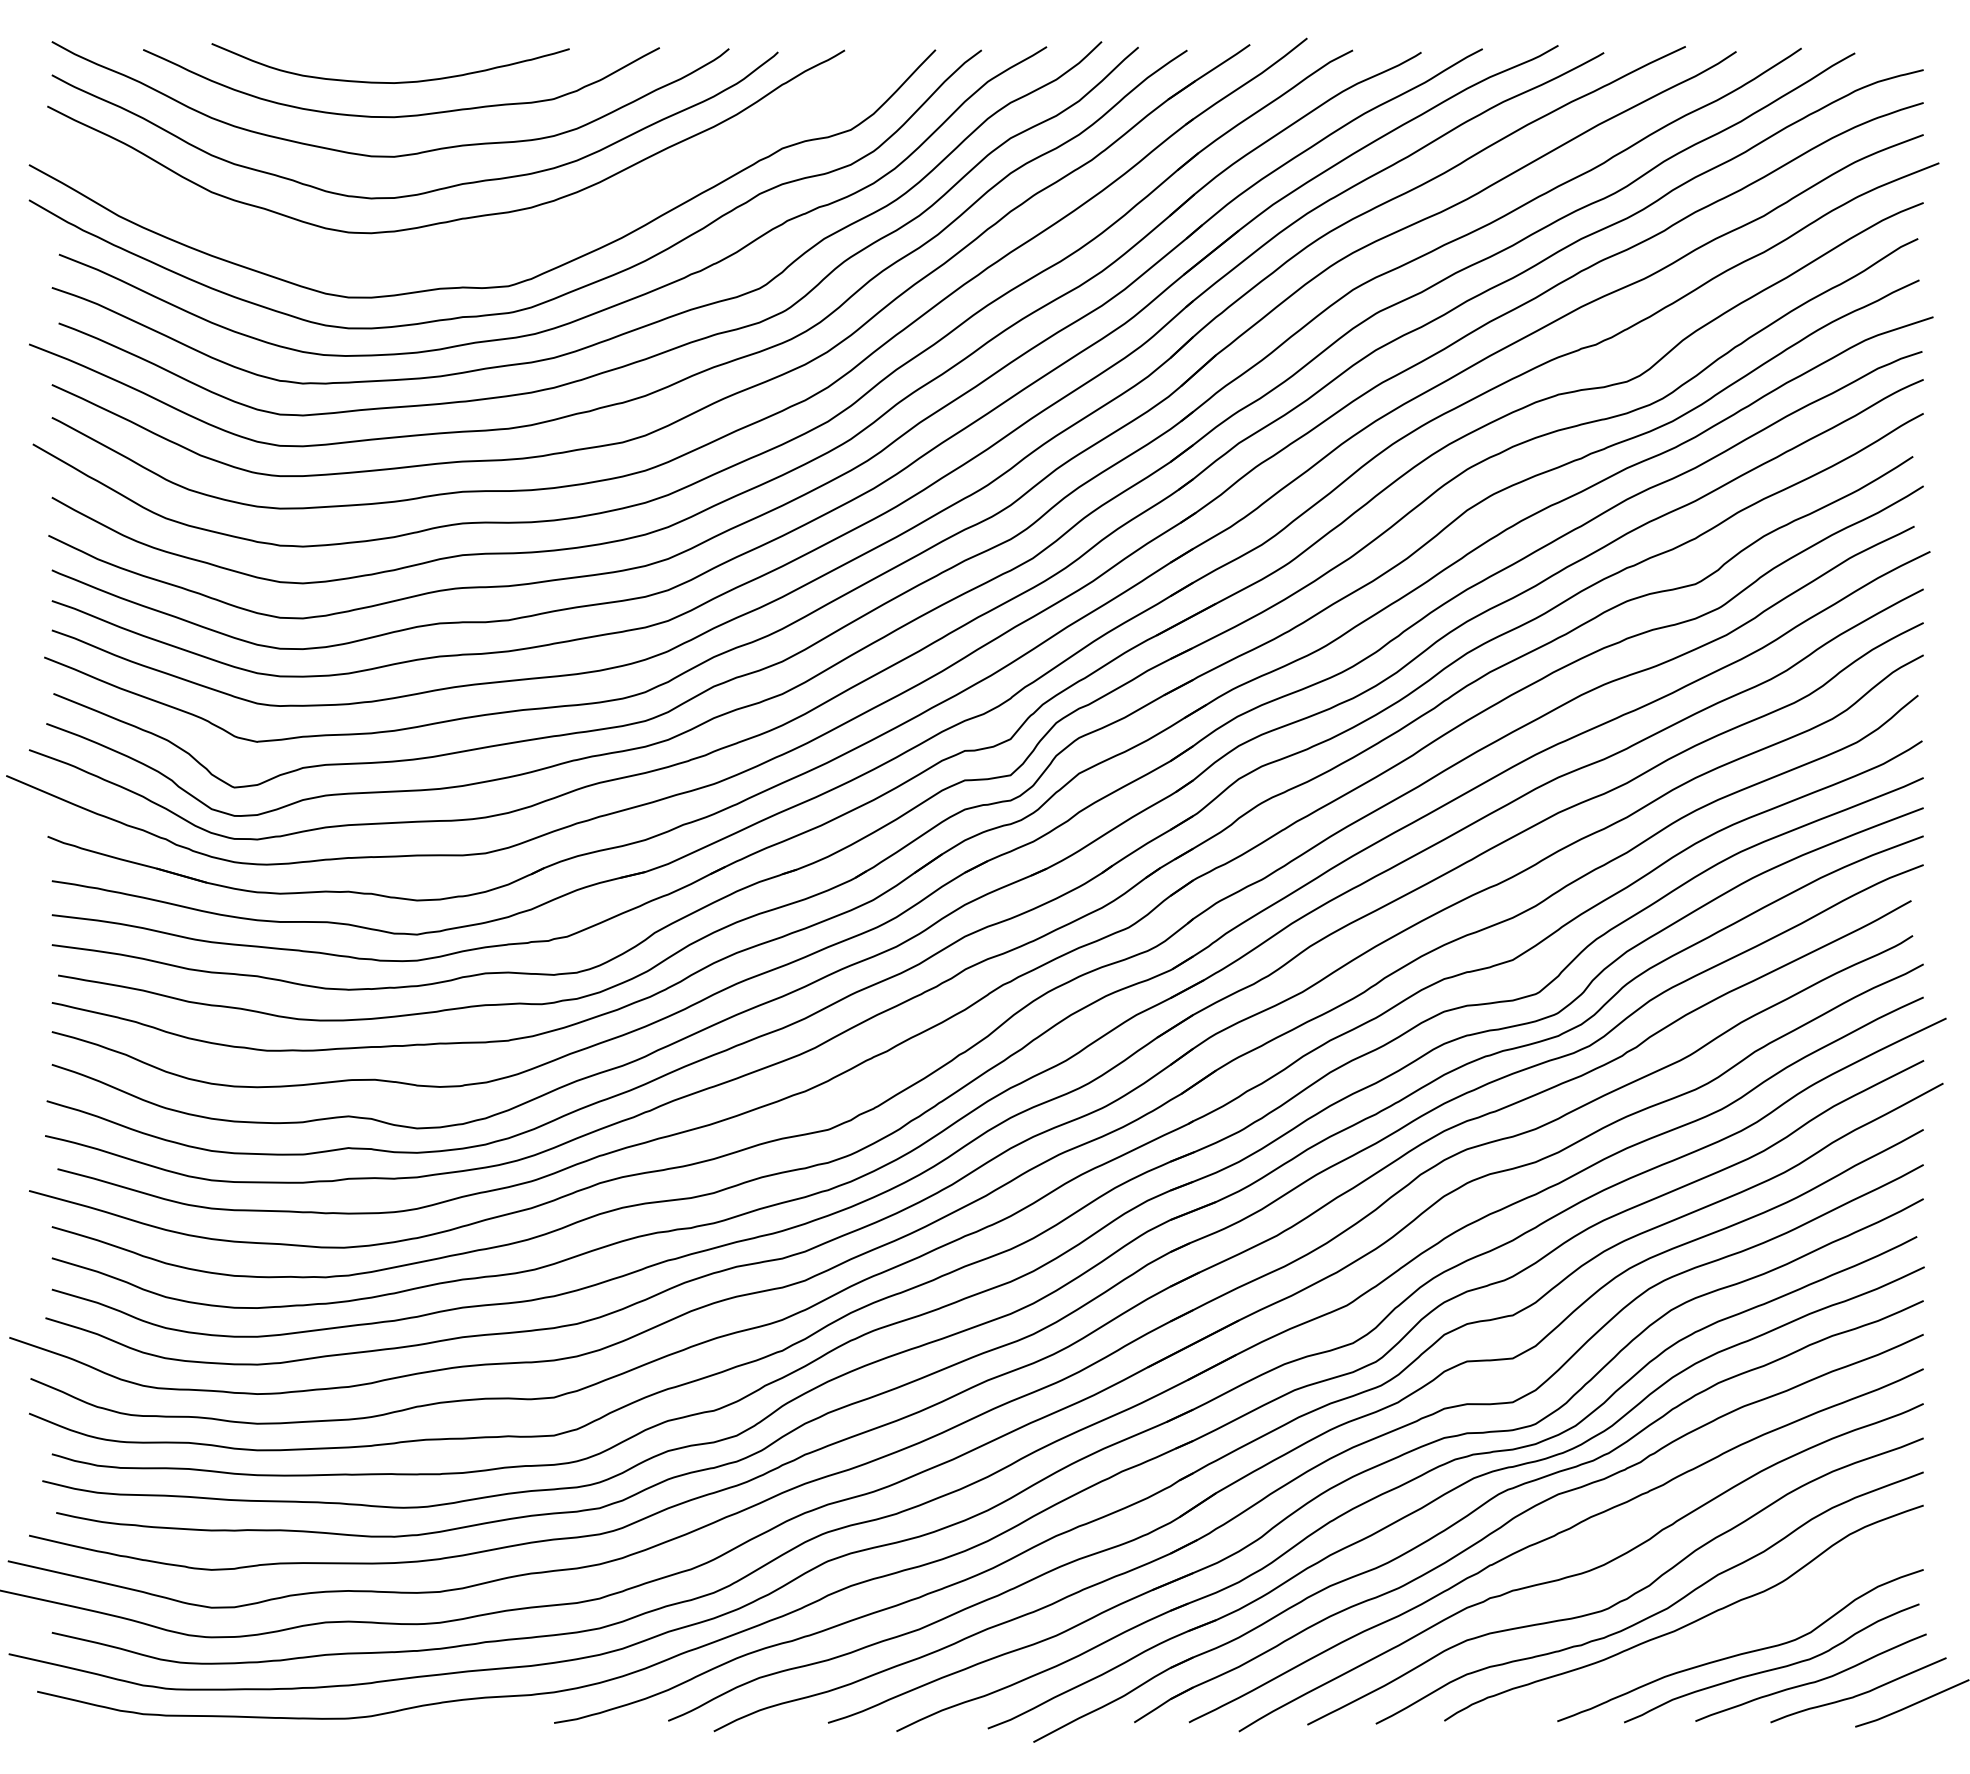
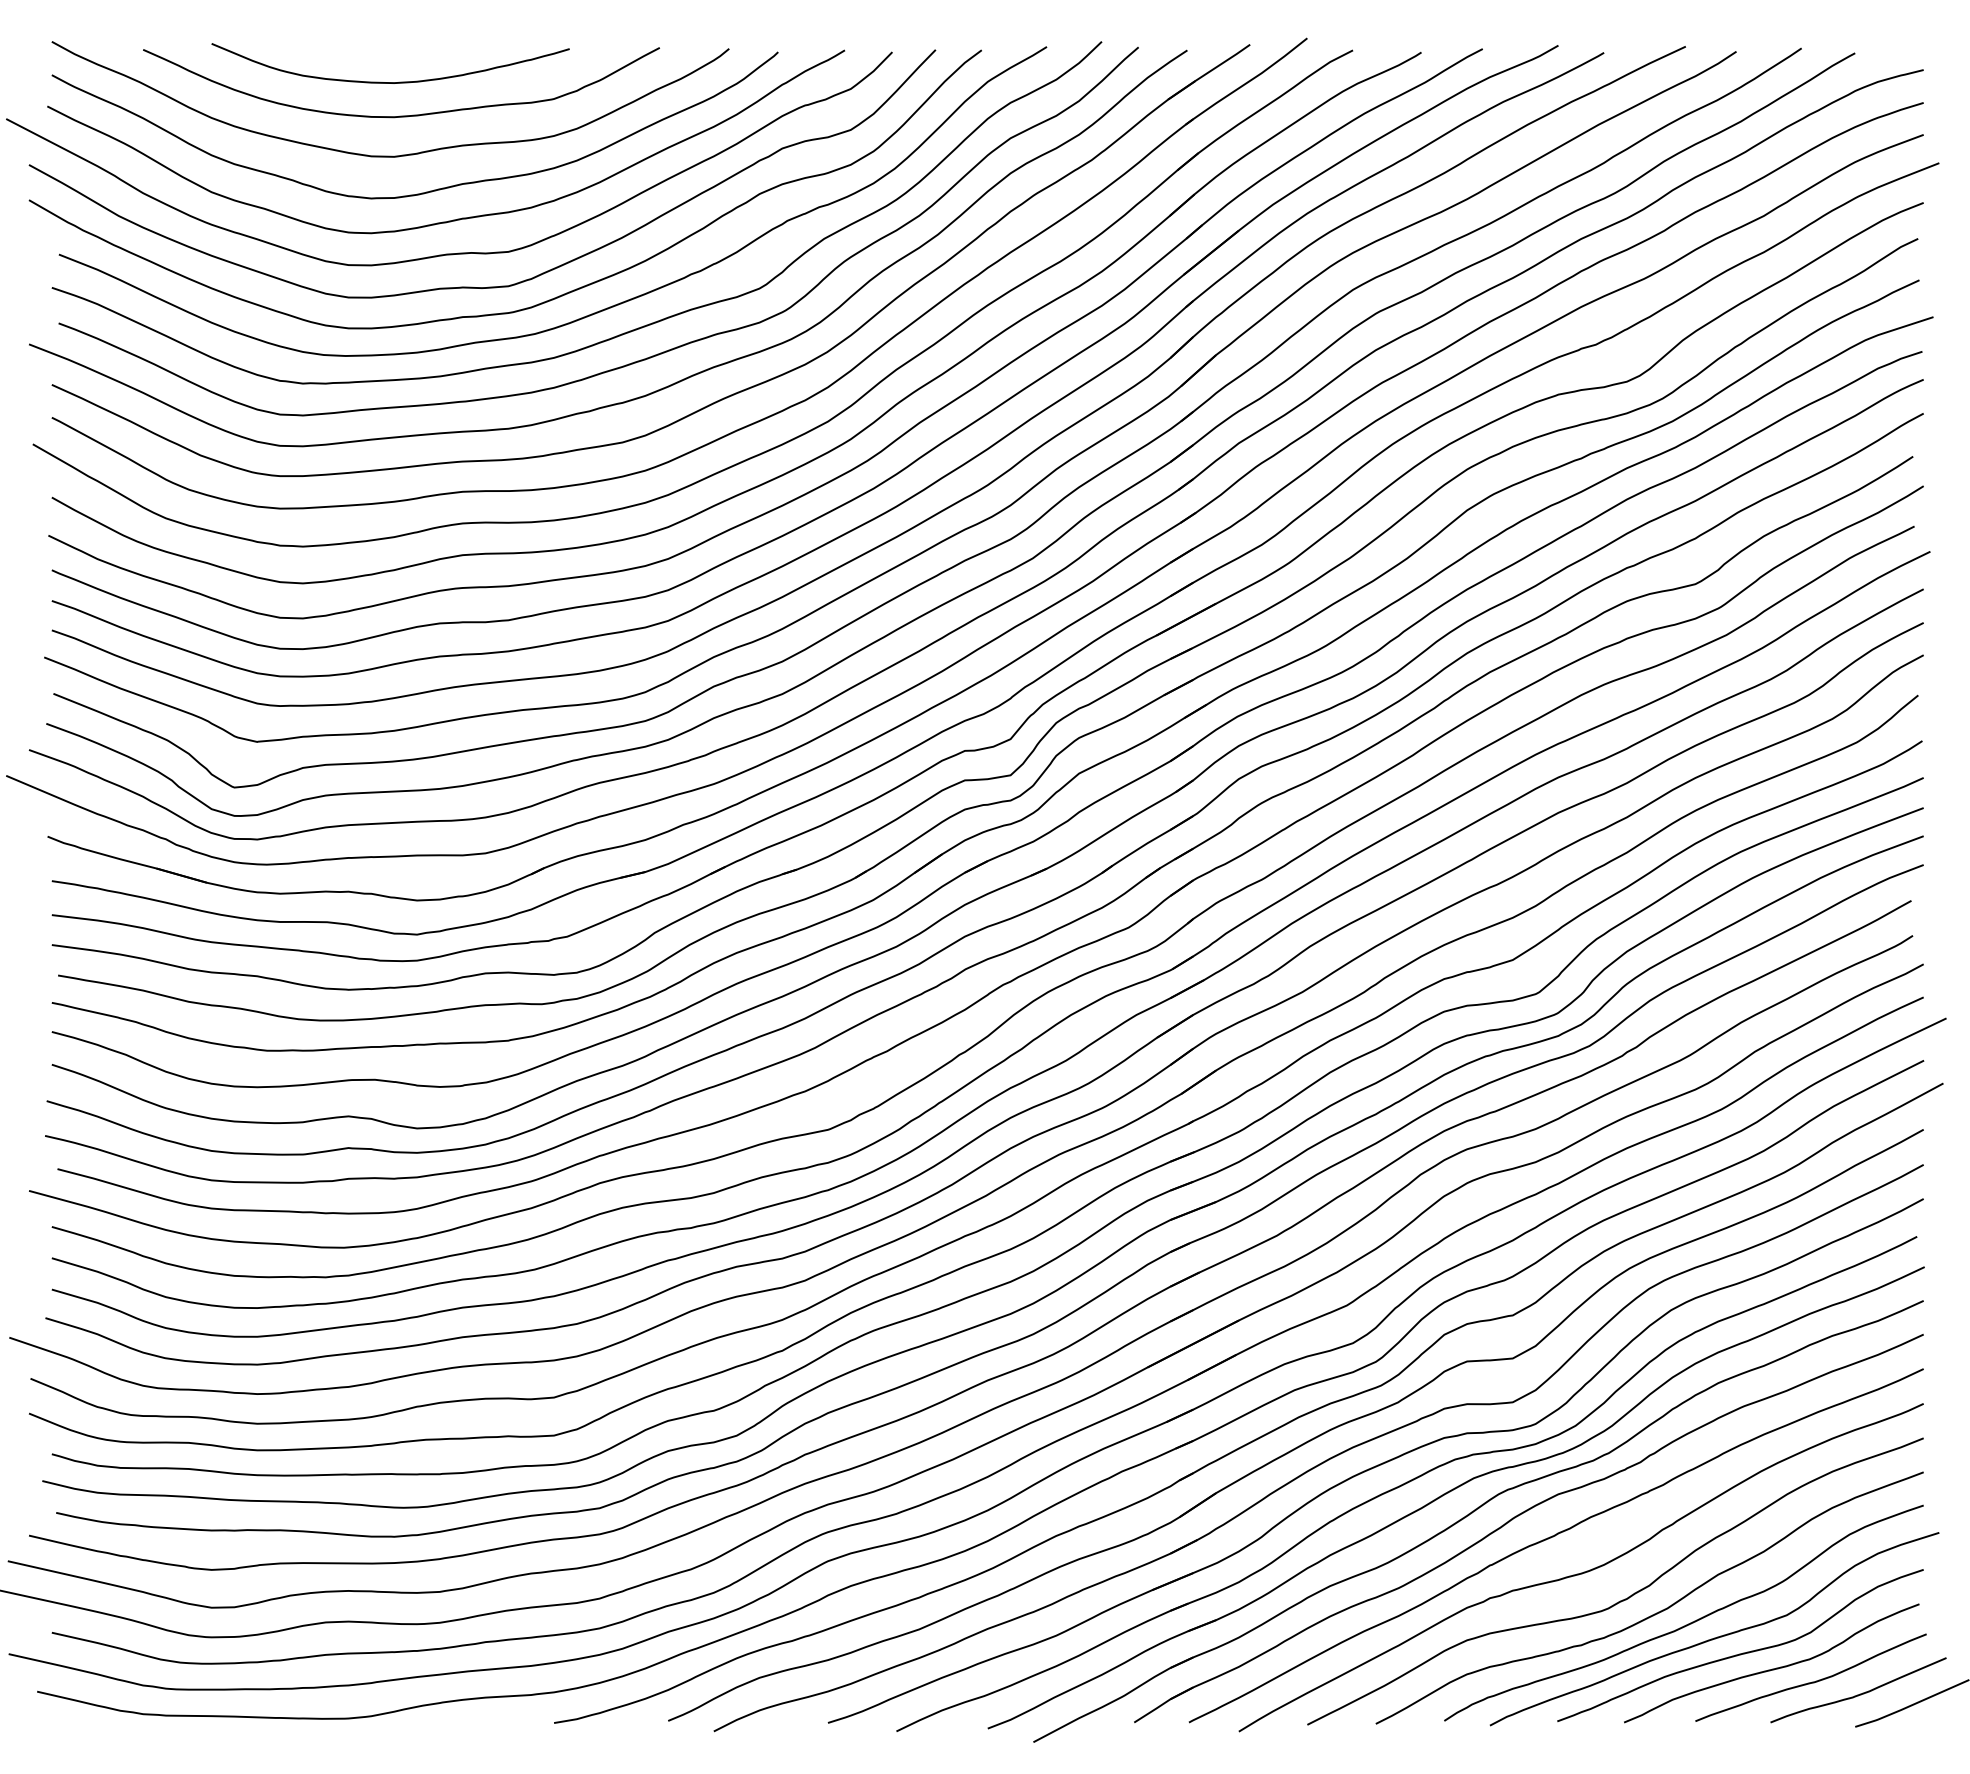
curve: none -> present (458, 252)
curve: none -> present (1717, 1636)
